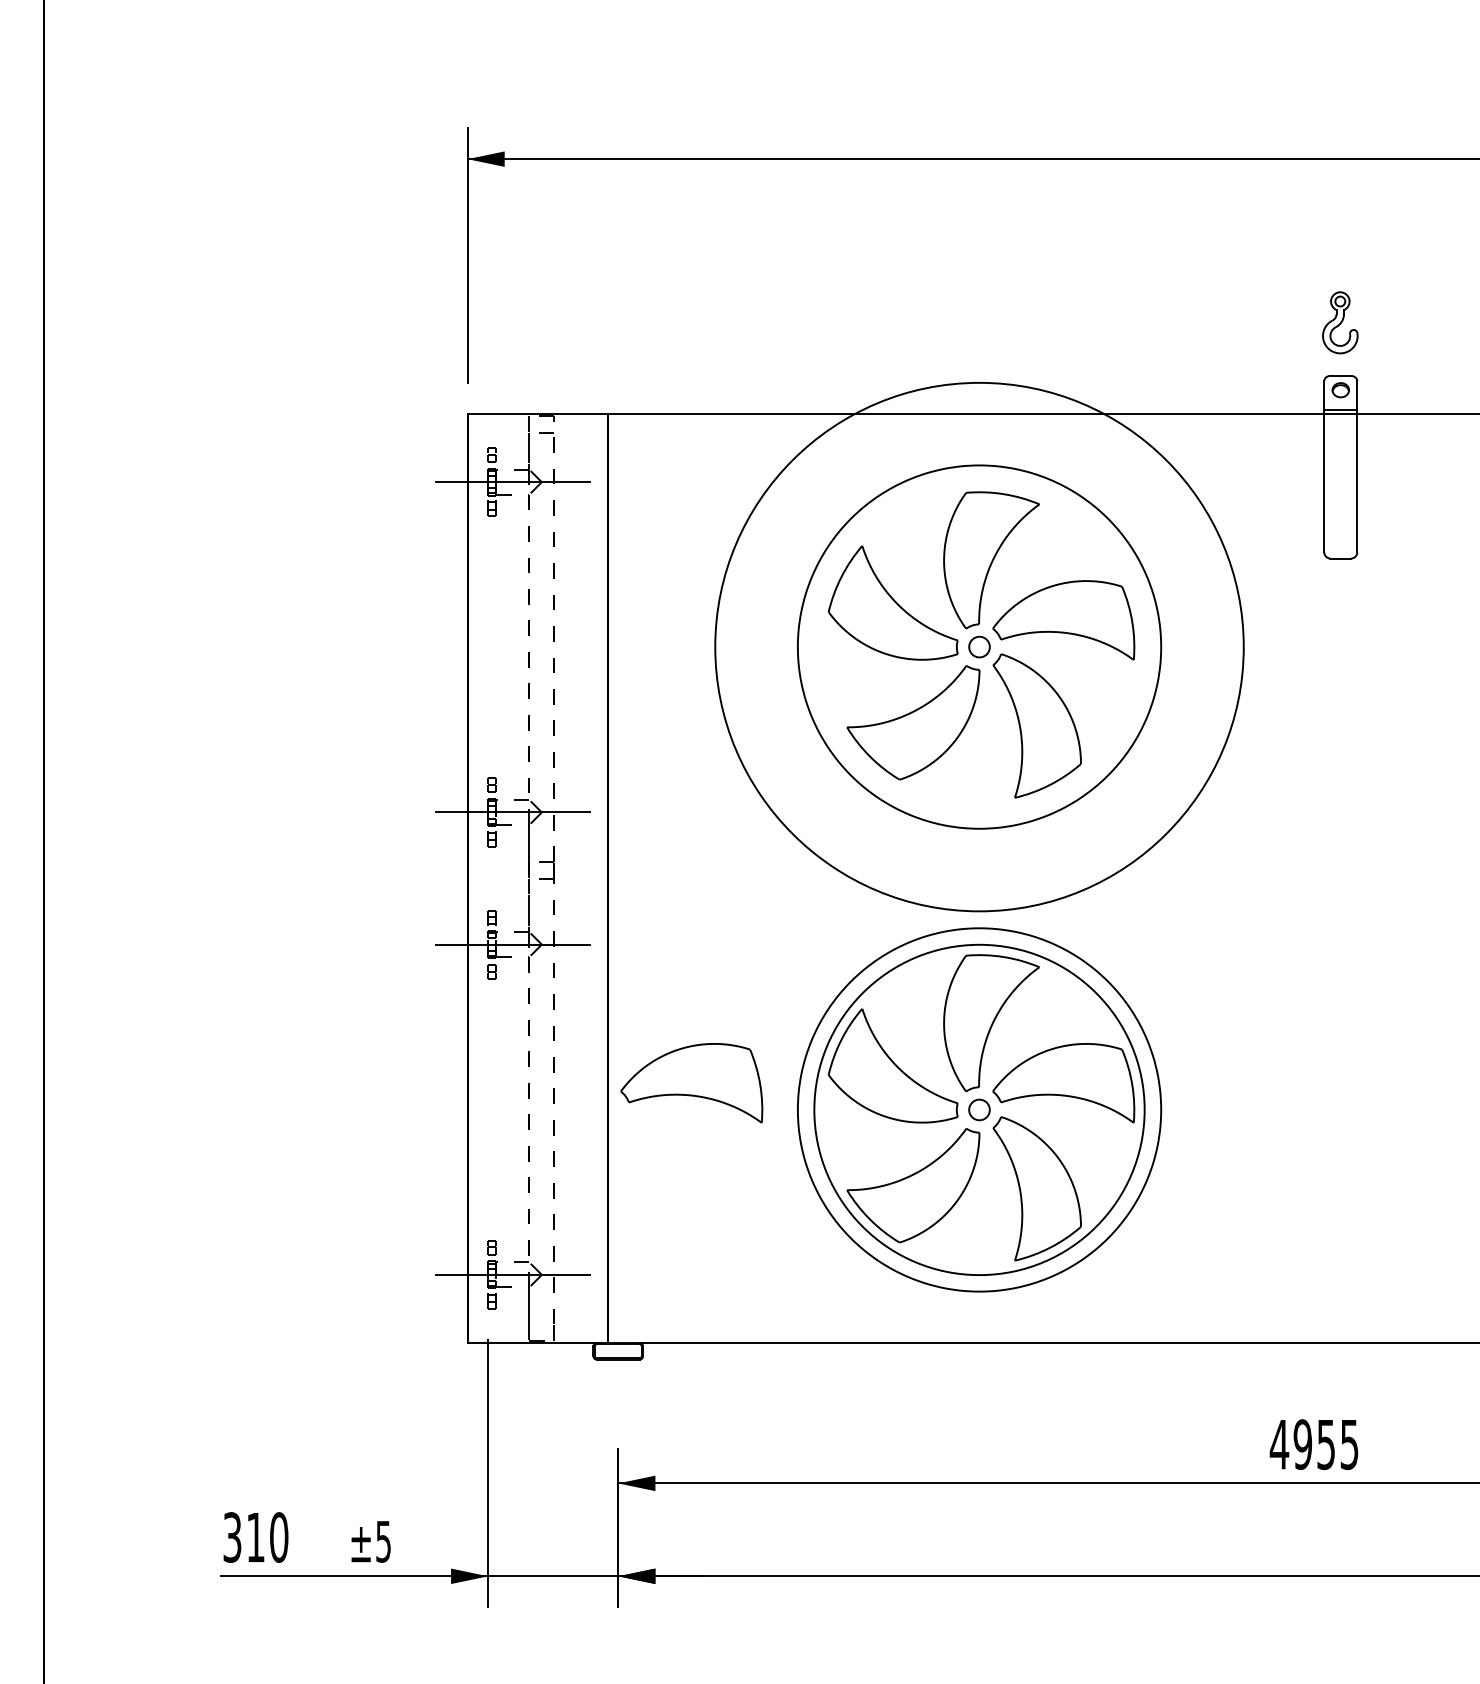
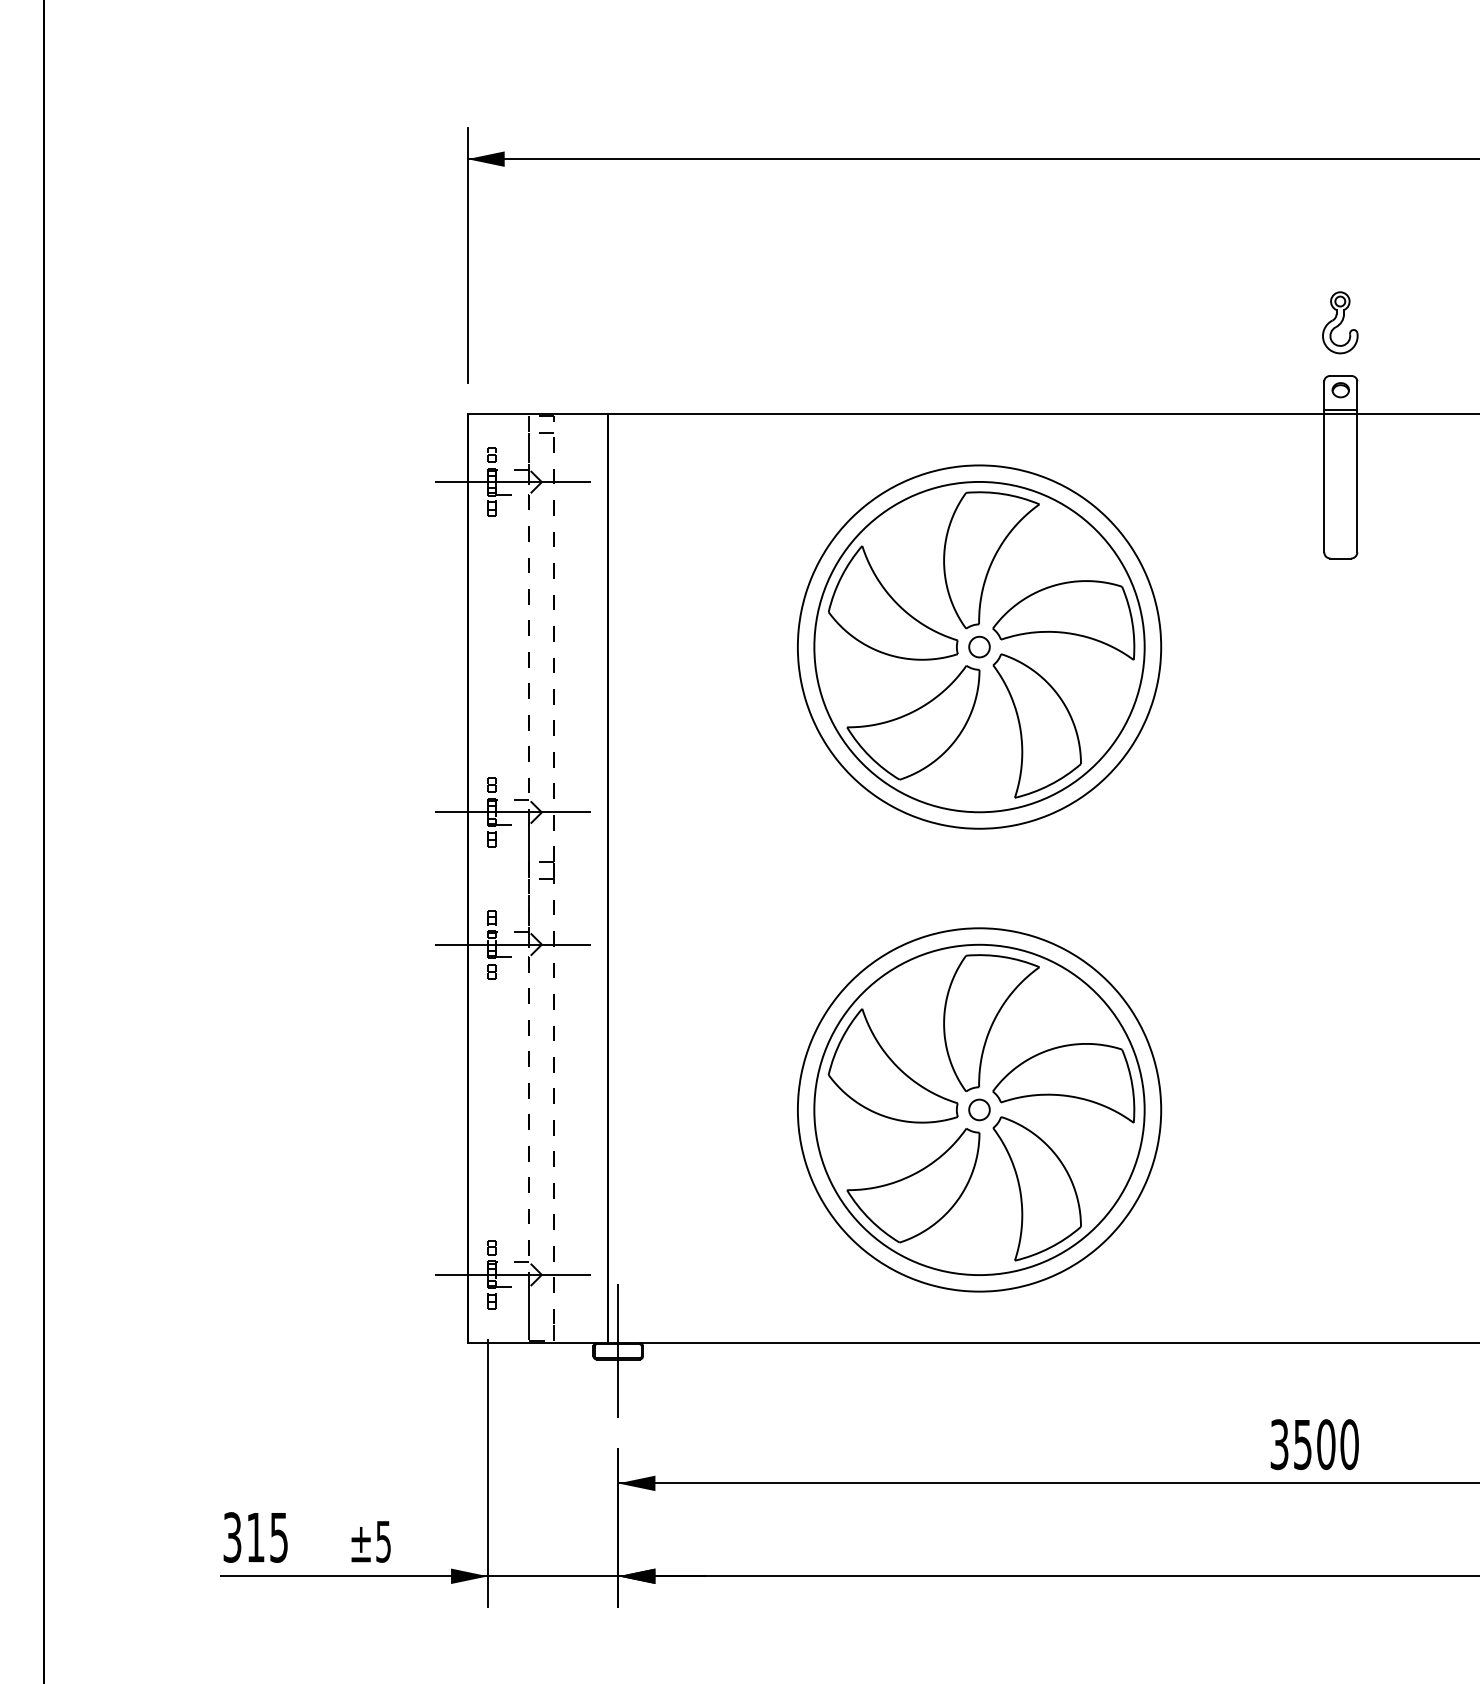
circle diameter: 528 px -> 330 px (979, 646)
part: present -> none (691, 1083)
line: none -> present (618, 1351)
text: 4955 -> 3500 (1313, 1444)
text: 310 -> 315 (279, 1537)
